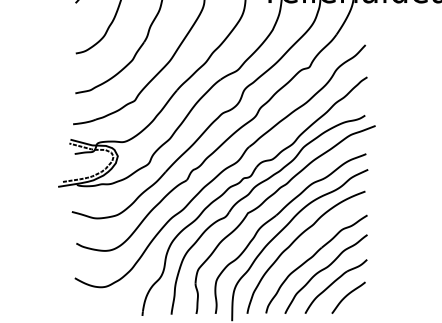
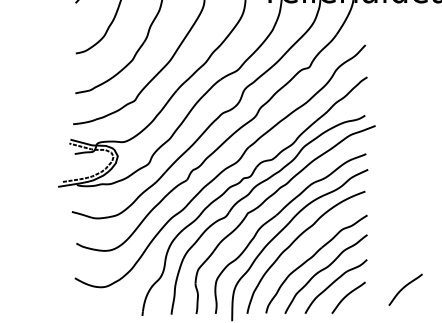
curve: none -> present (404, 288)
